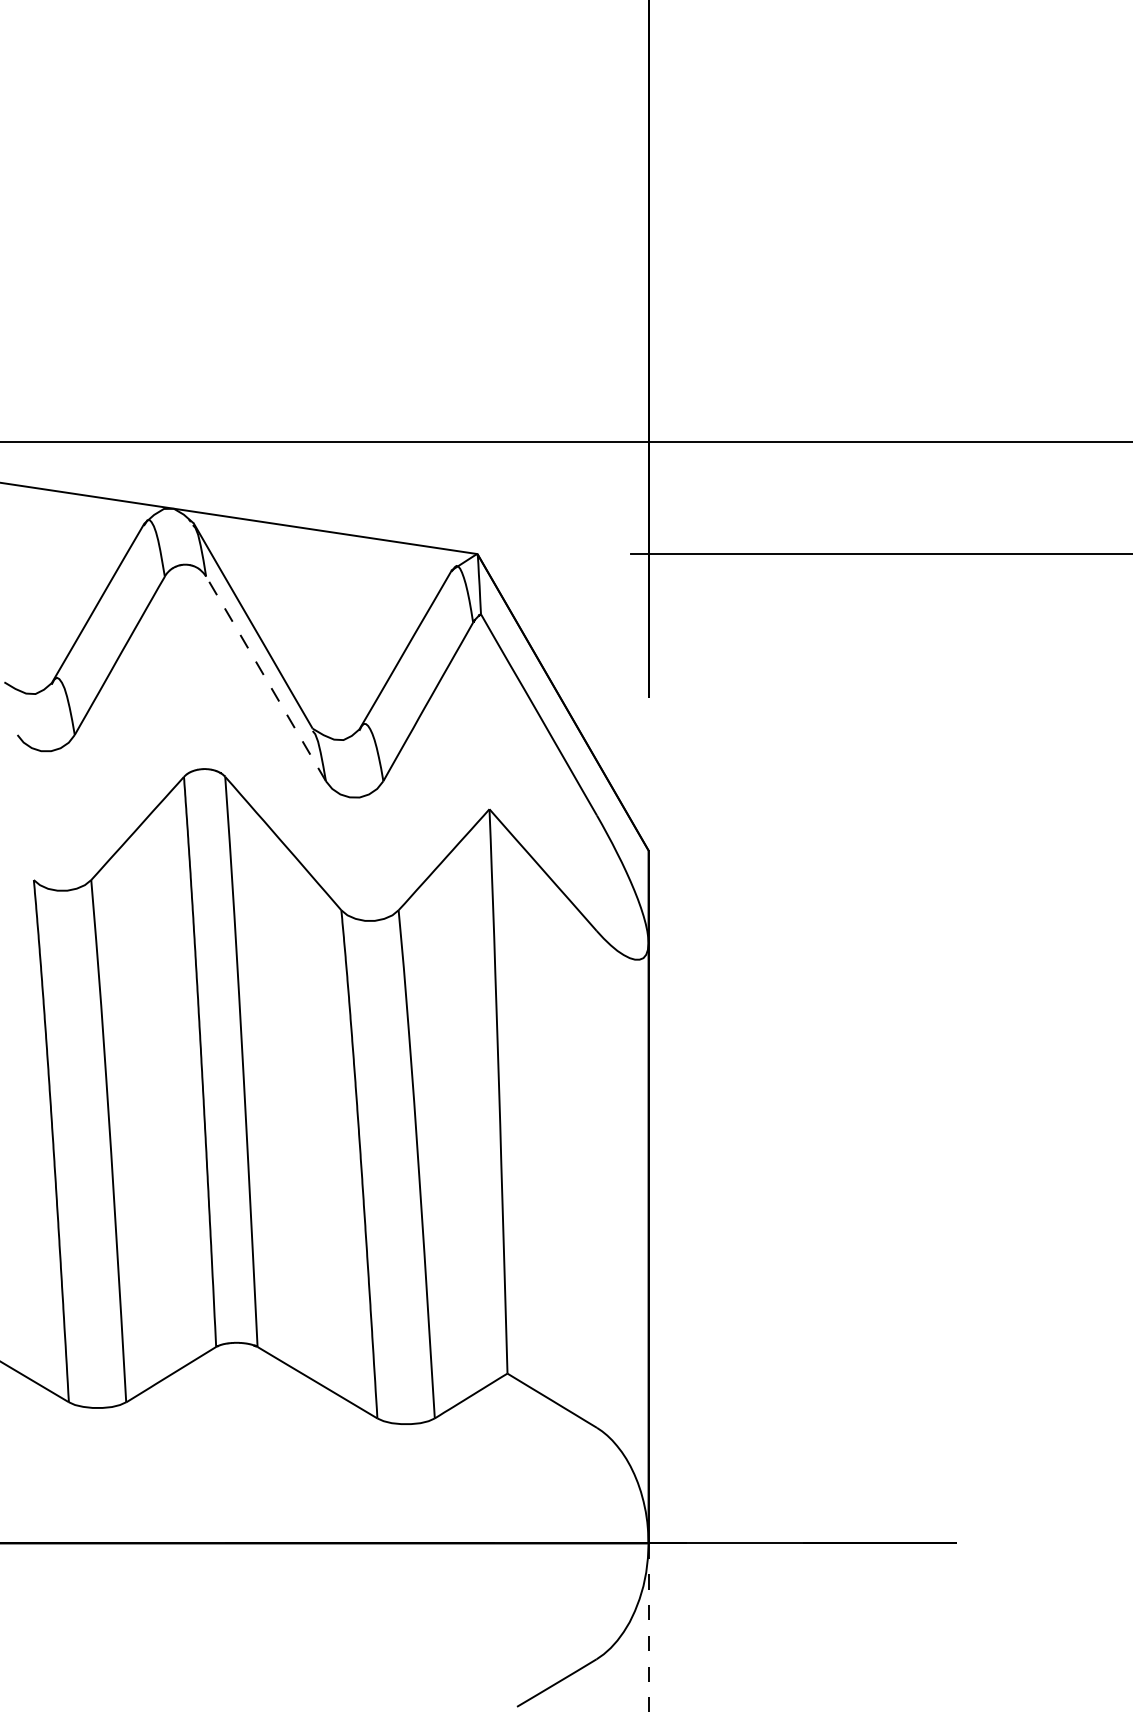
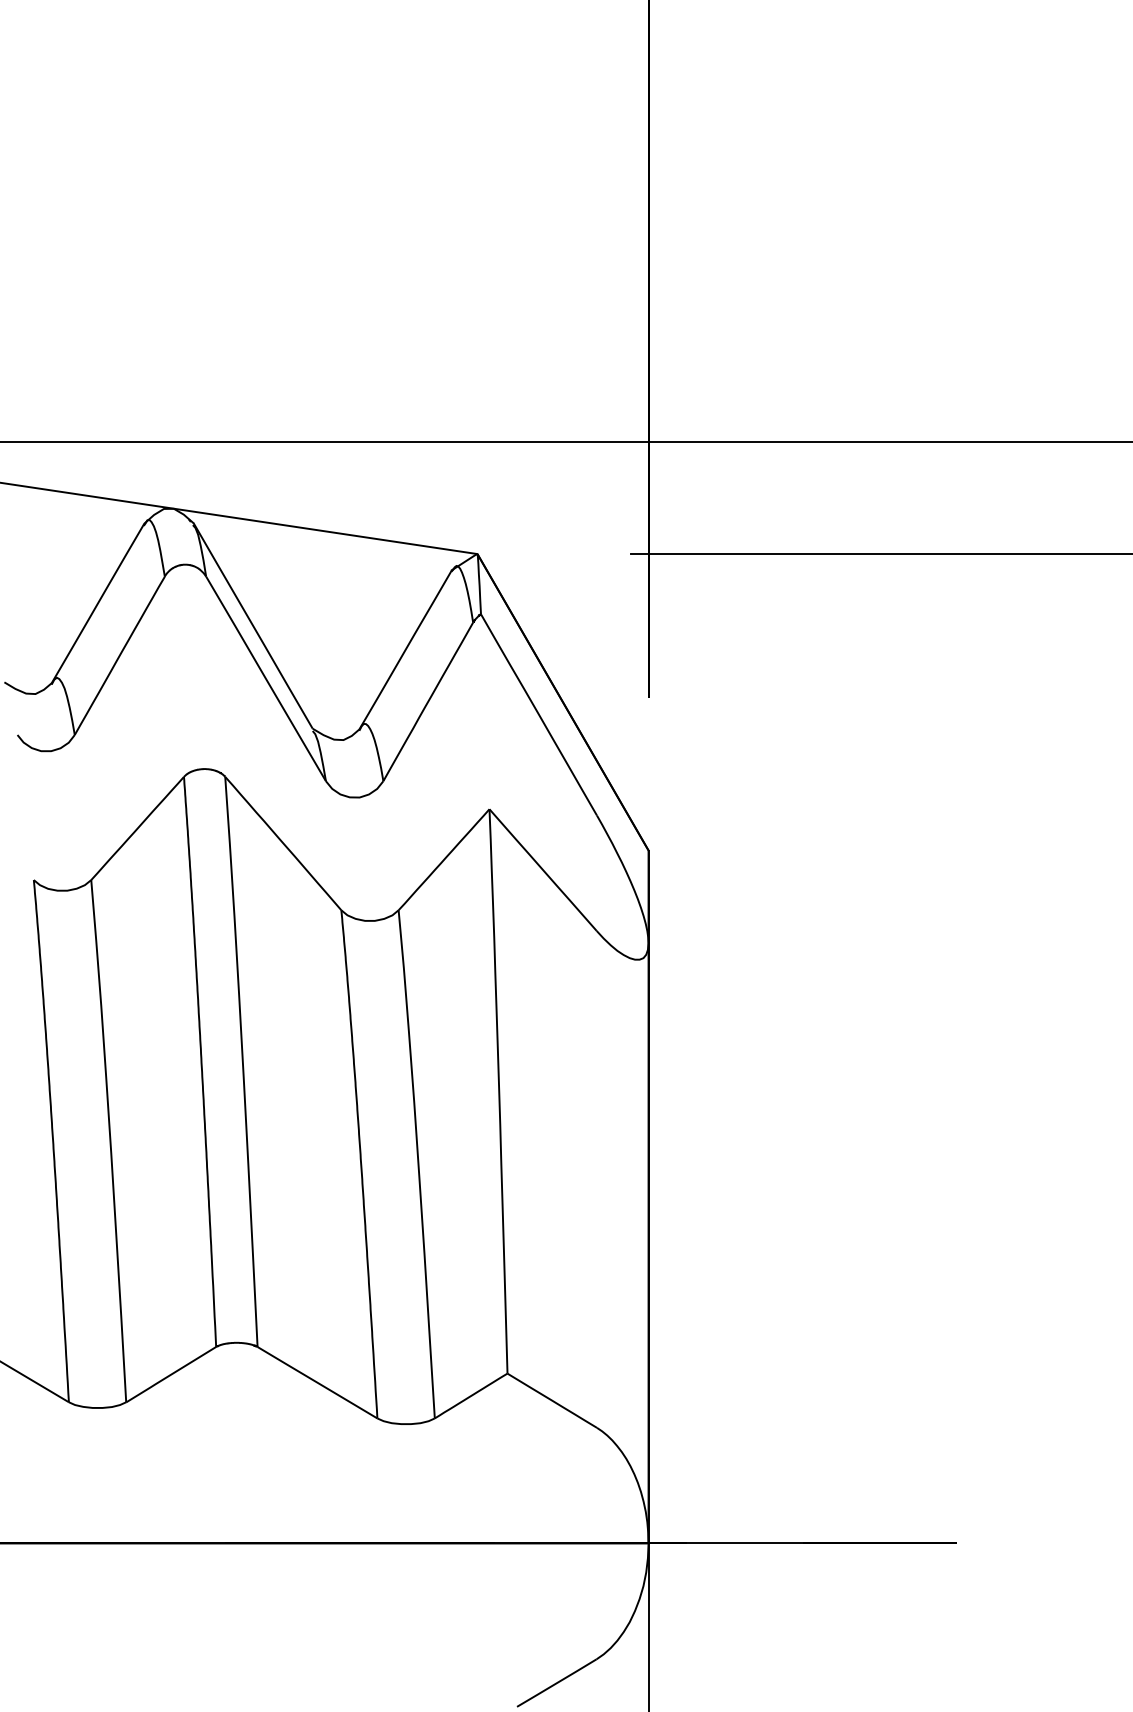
line: dashed -> solid (265, 678)
line: dashed -> solid (648, 1627)
